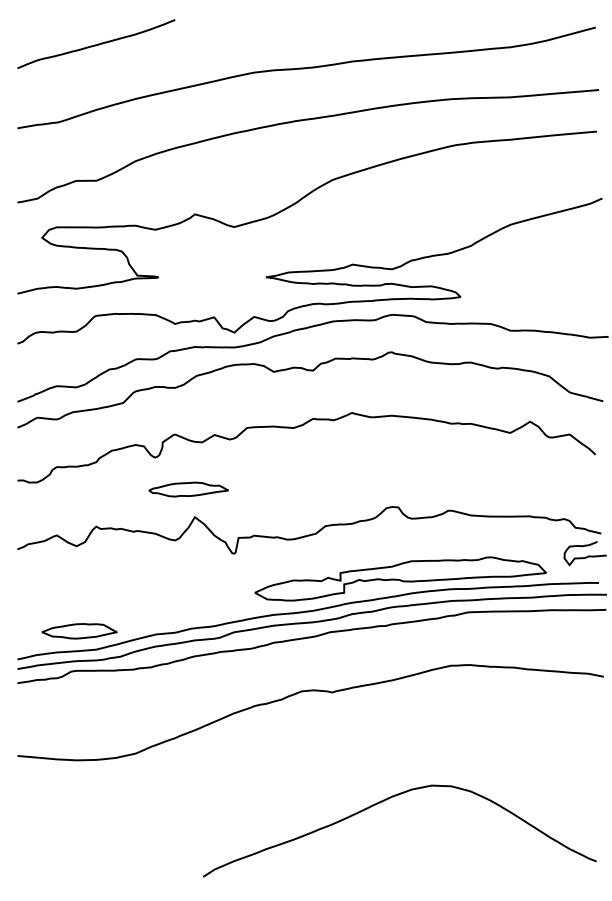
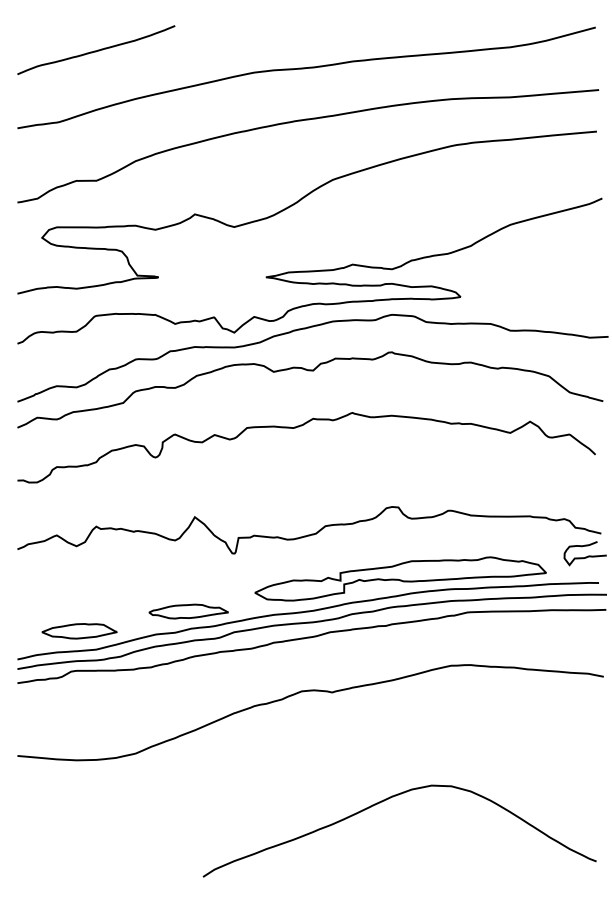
curve position: (97, 43) -> (97, 49) (97, 49)
part position: (188, 489) -> (188, 611) (188, 611)
